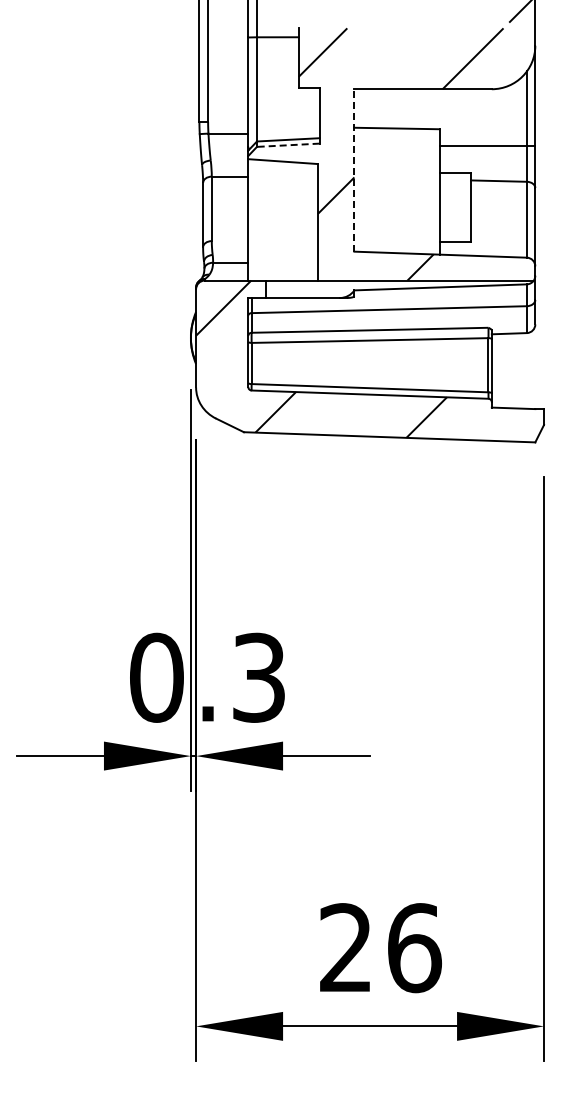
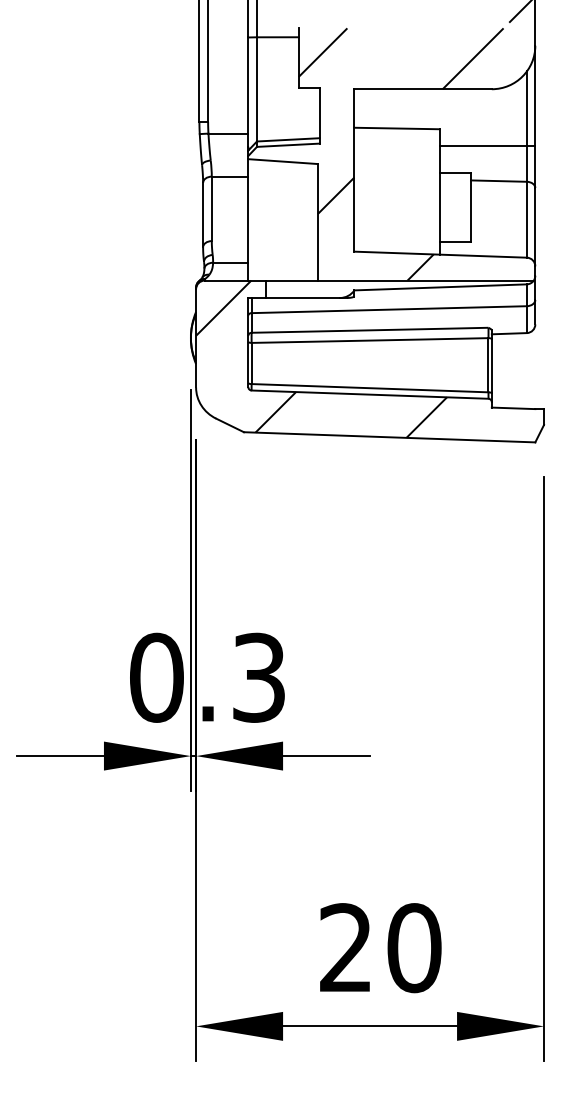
line: dashed -> solid (287, 145)
line: dashed -> solid (354, 169)
text: 26 -> 20 (414, 948)
